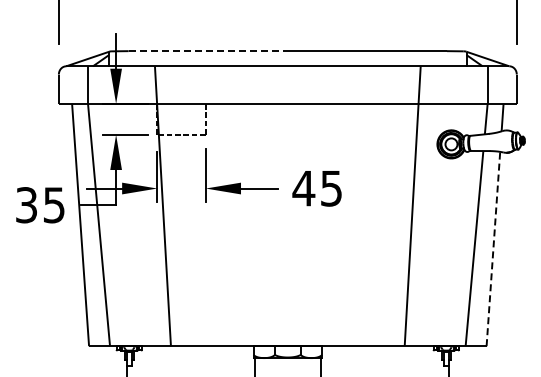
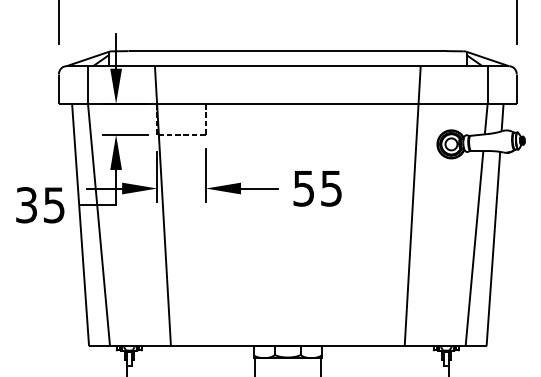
line: dashed -> solid (208, 51)
text: 45 -> 55 (303, 188)
line: dashed -> solid (493, 248)
